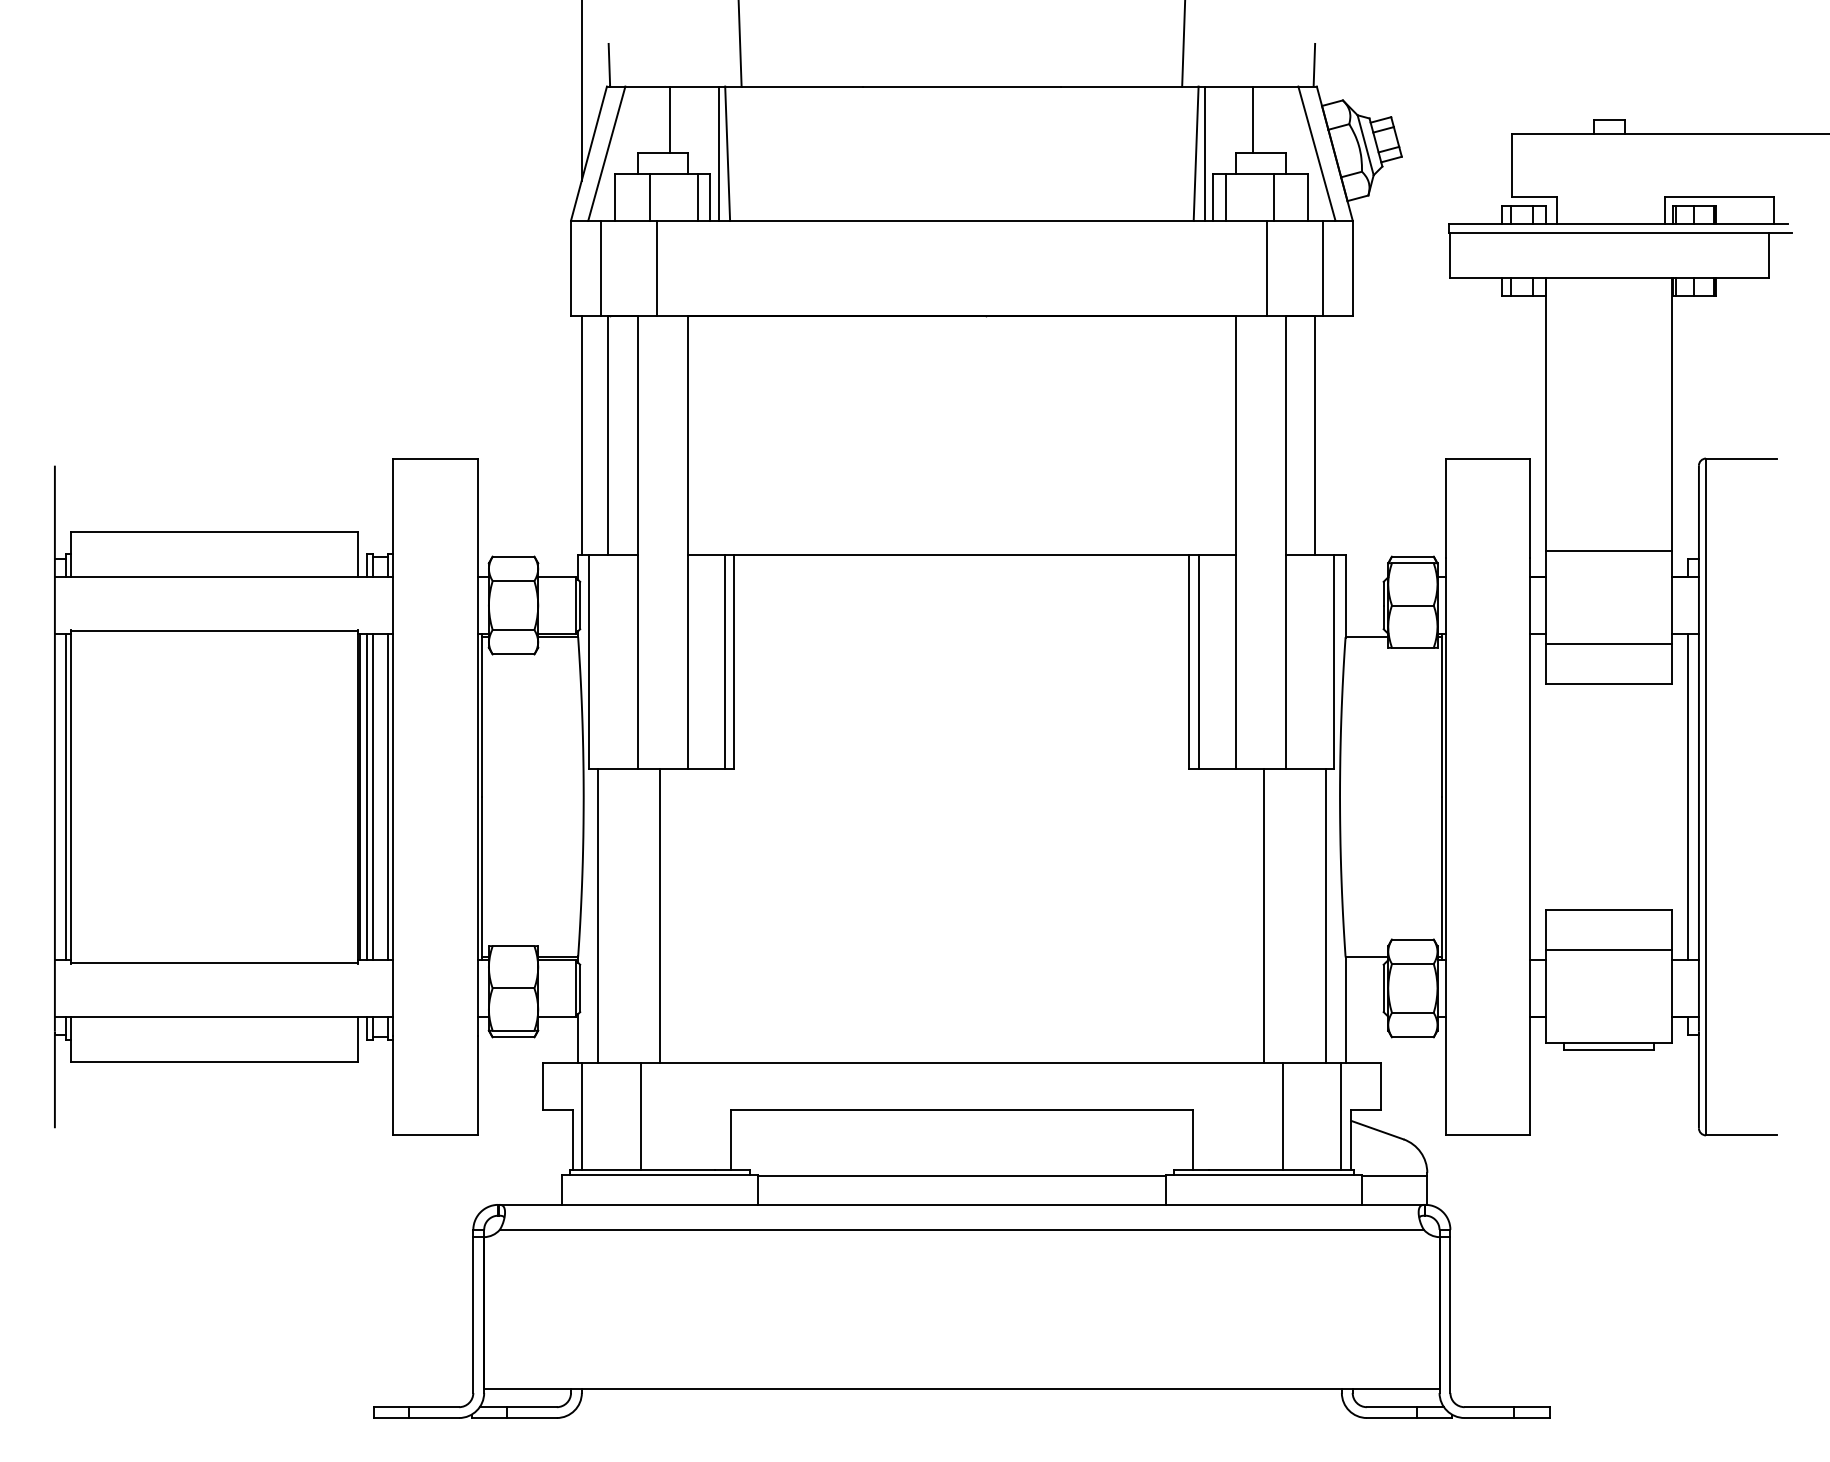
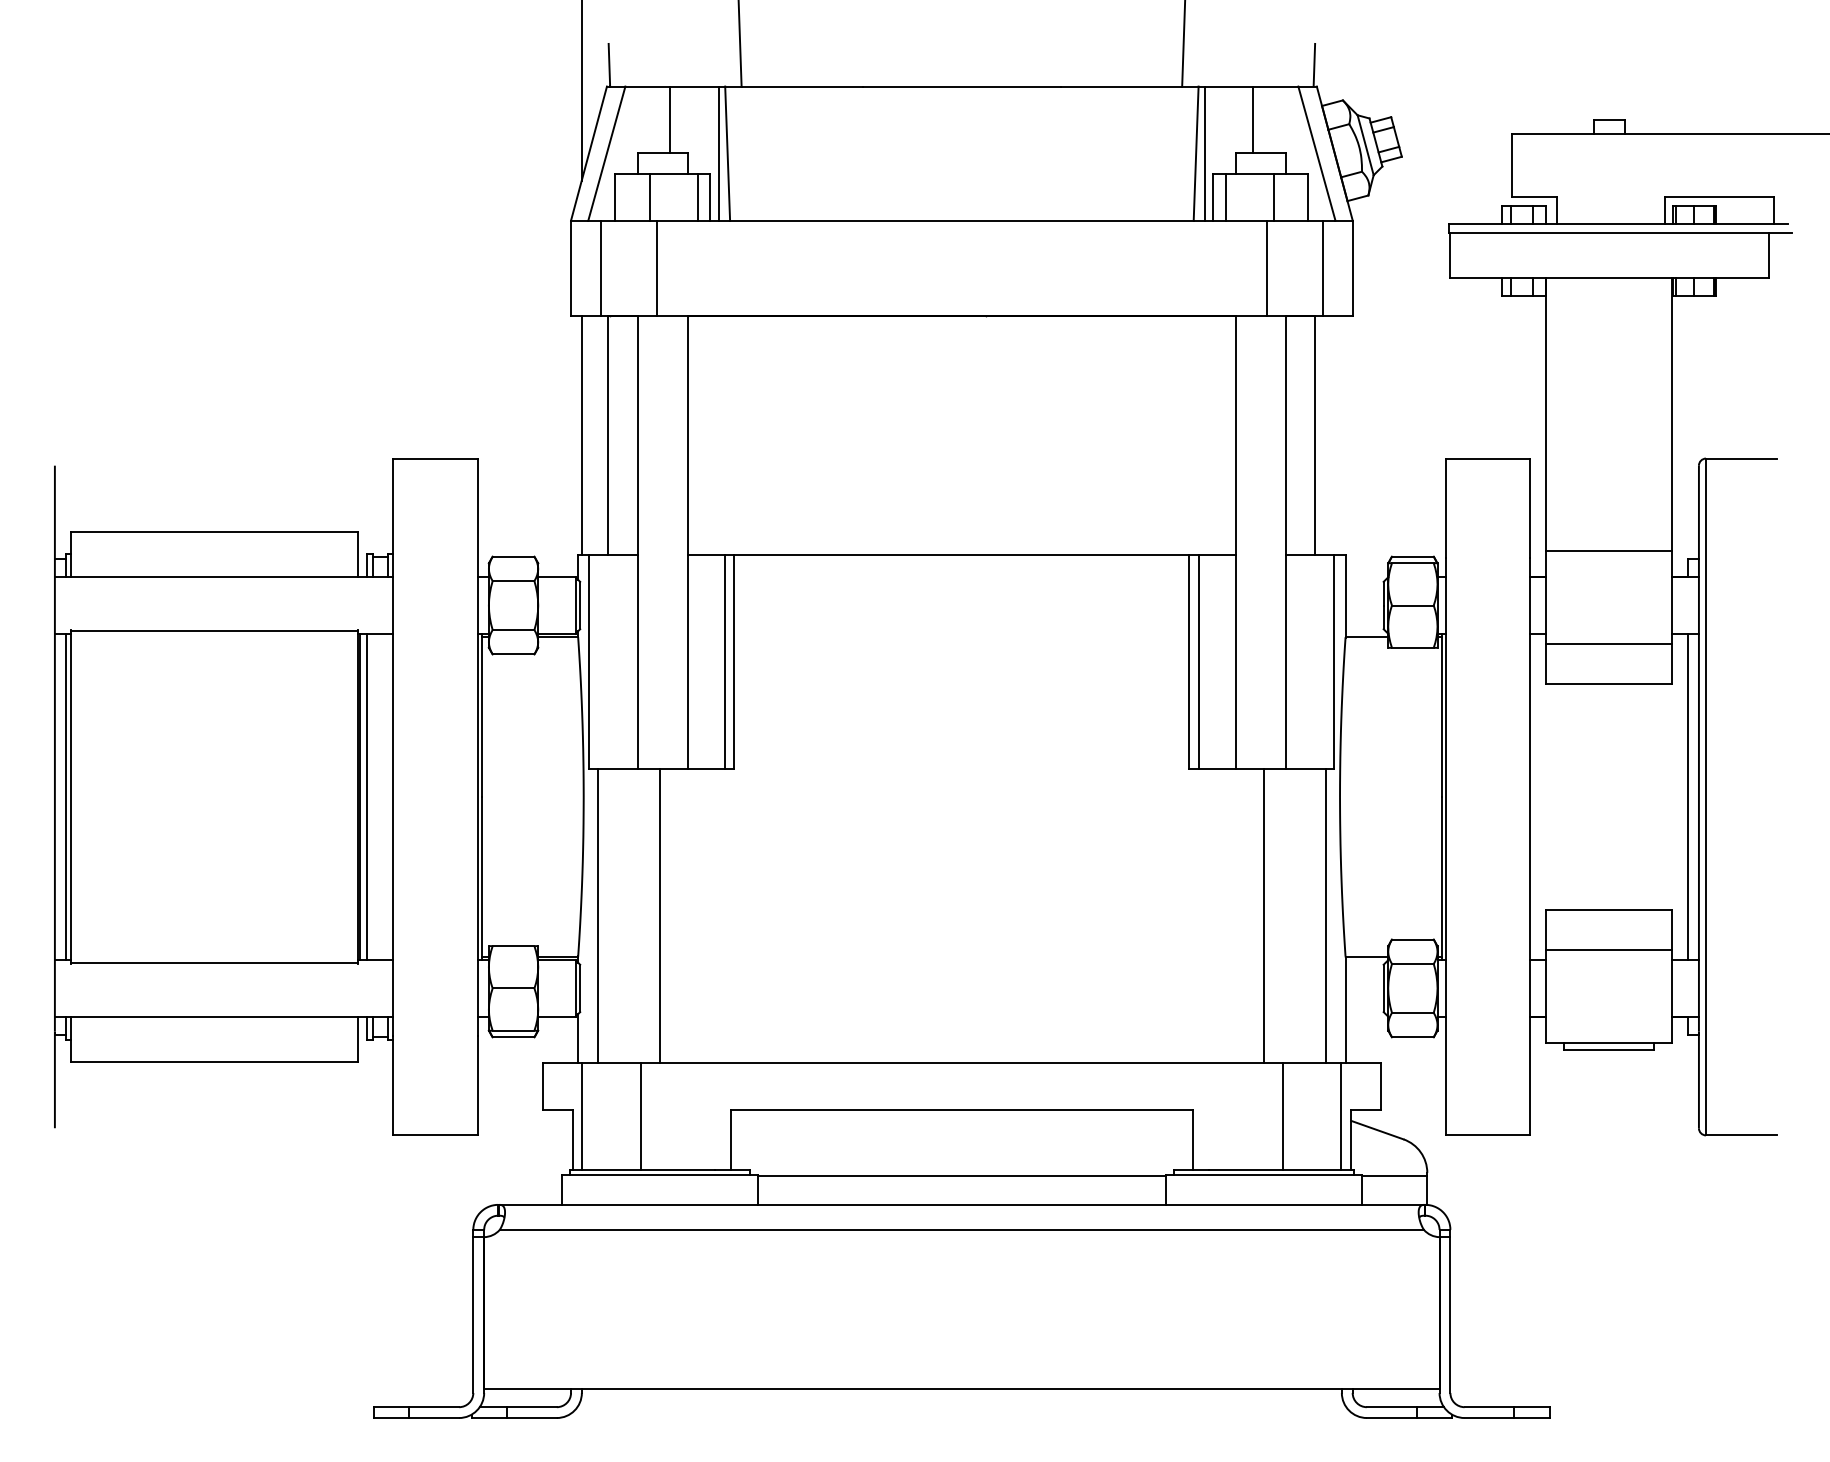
line: present -> none (372, 796)
line: present -> none (387, 796)
